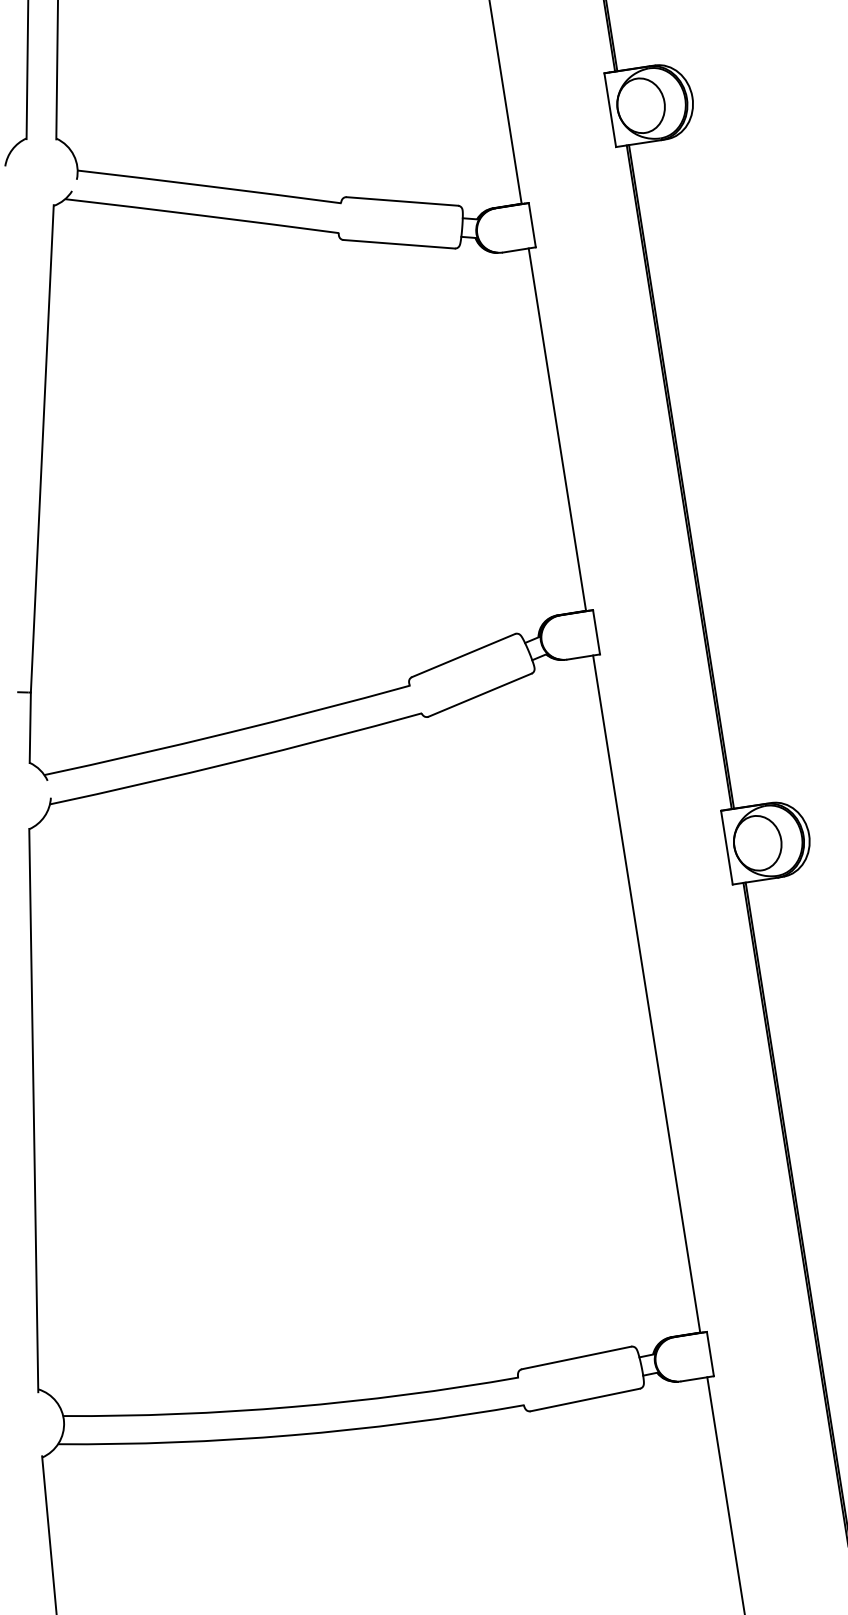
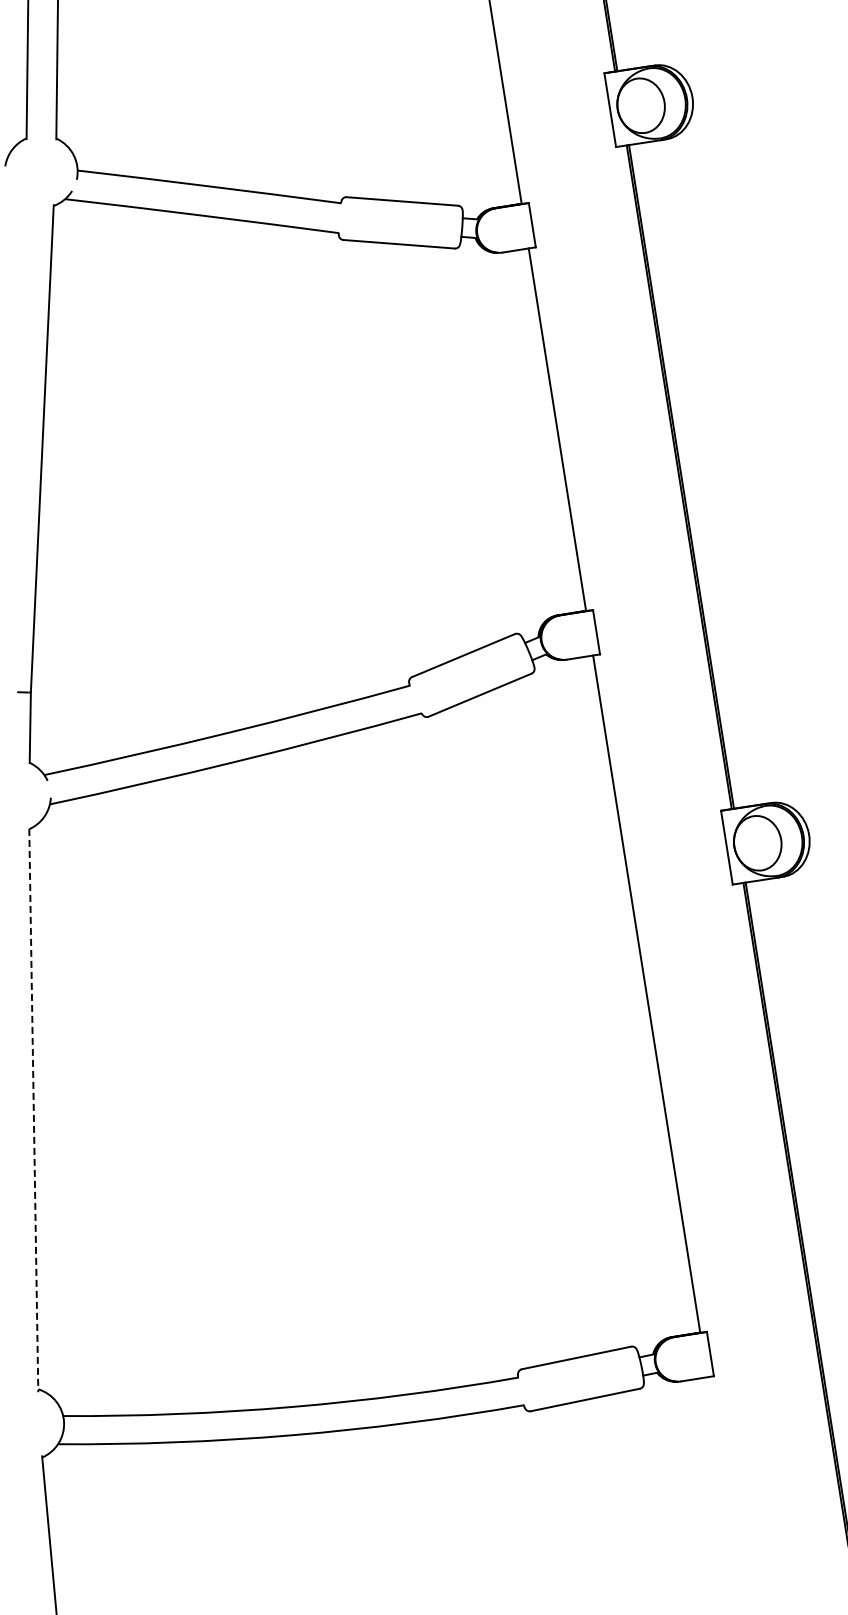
line: solid -> dashed (33, 1110)
line: present -> none (725, 1494)
